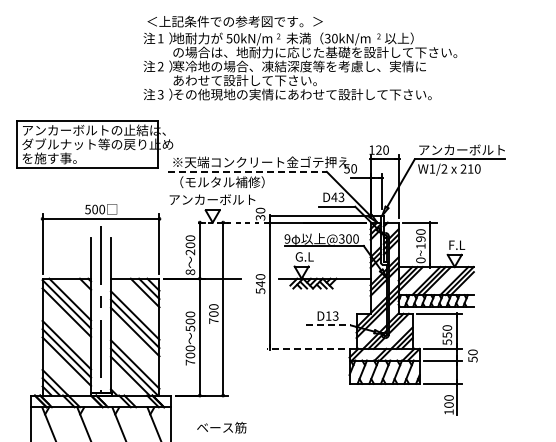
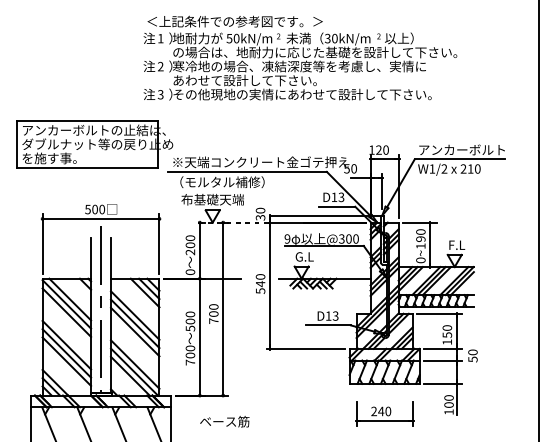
line: dashed -> solid (248, 171)
text: D43 -> D13 (334, 196)
text: アンカーボルト -> 布基礎天端 (212, 199)
line: none -> present (539, 220)
text: 8 -> 0 (190, 272)
line: dashed -> solid (328, 325)
text: 550 -> 150 (447, 342)
line: dashed -> solid (306, 348)
part: none -> present (384, 413)
text position: (221, 427) -> (224, 421) (224, 421)
